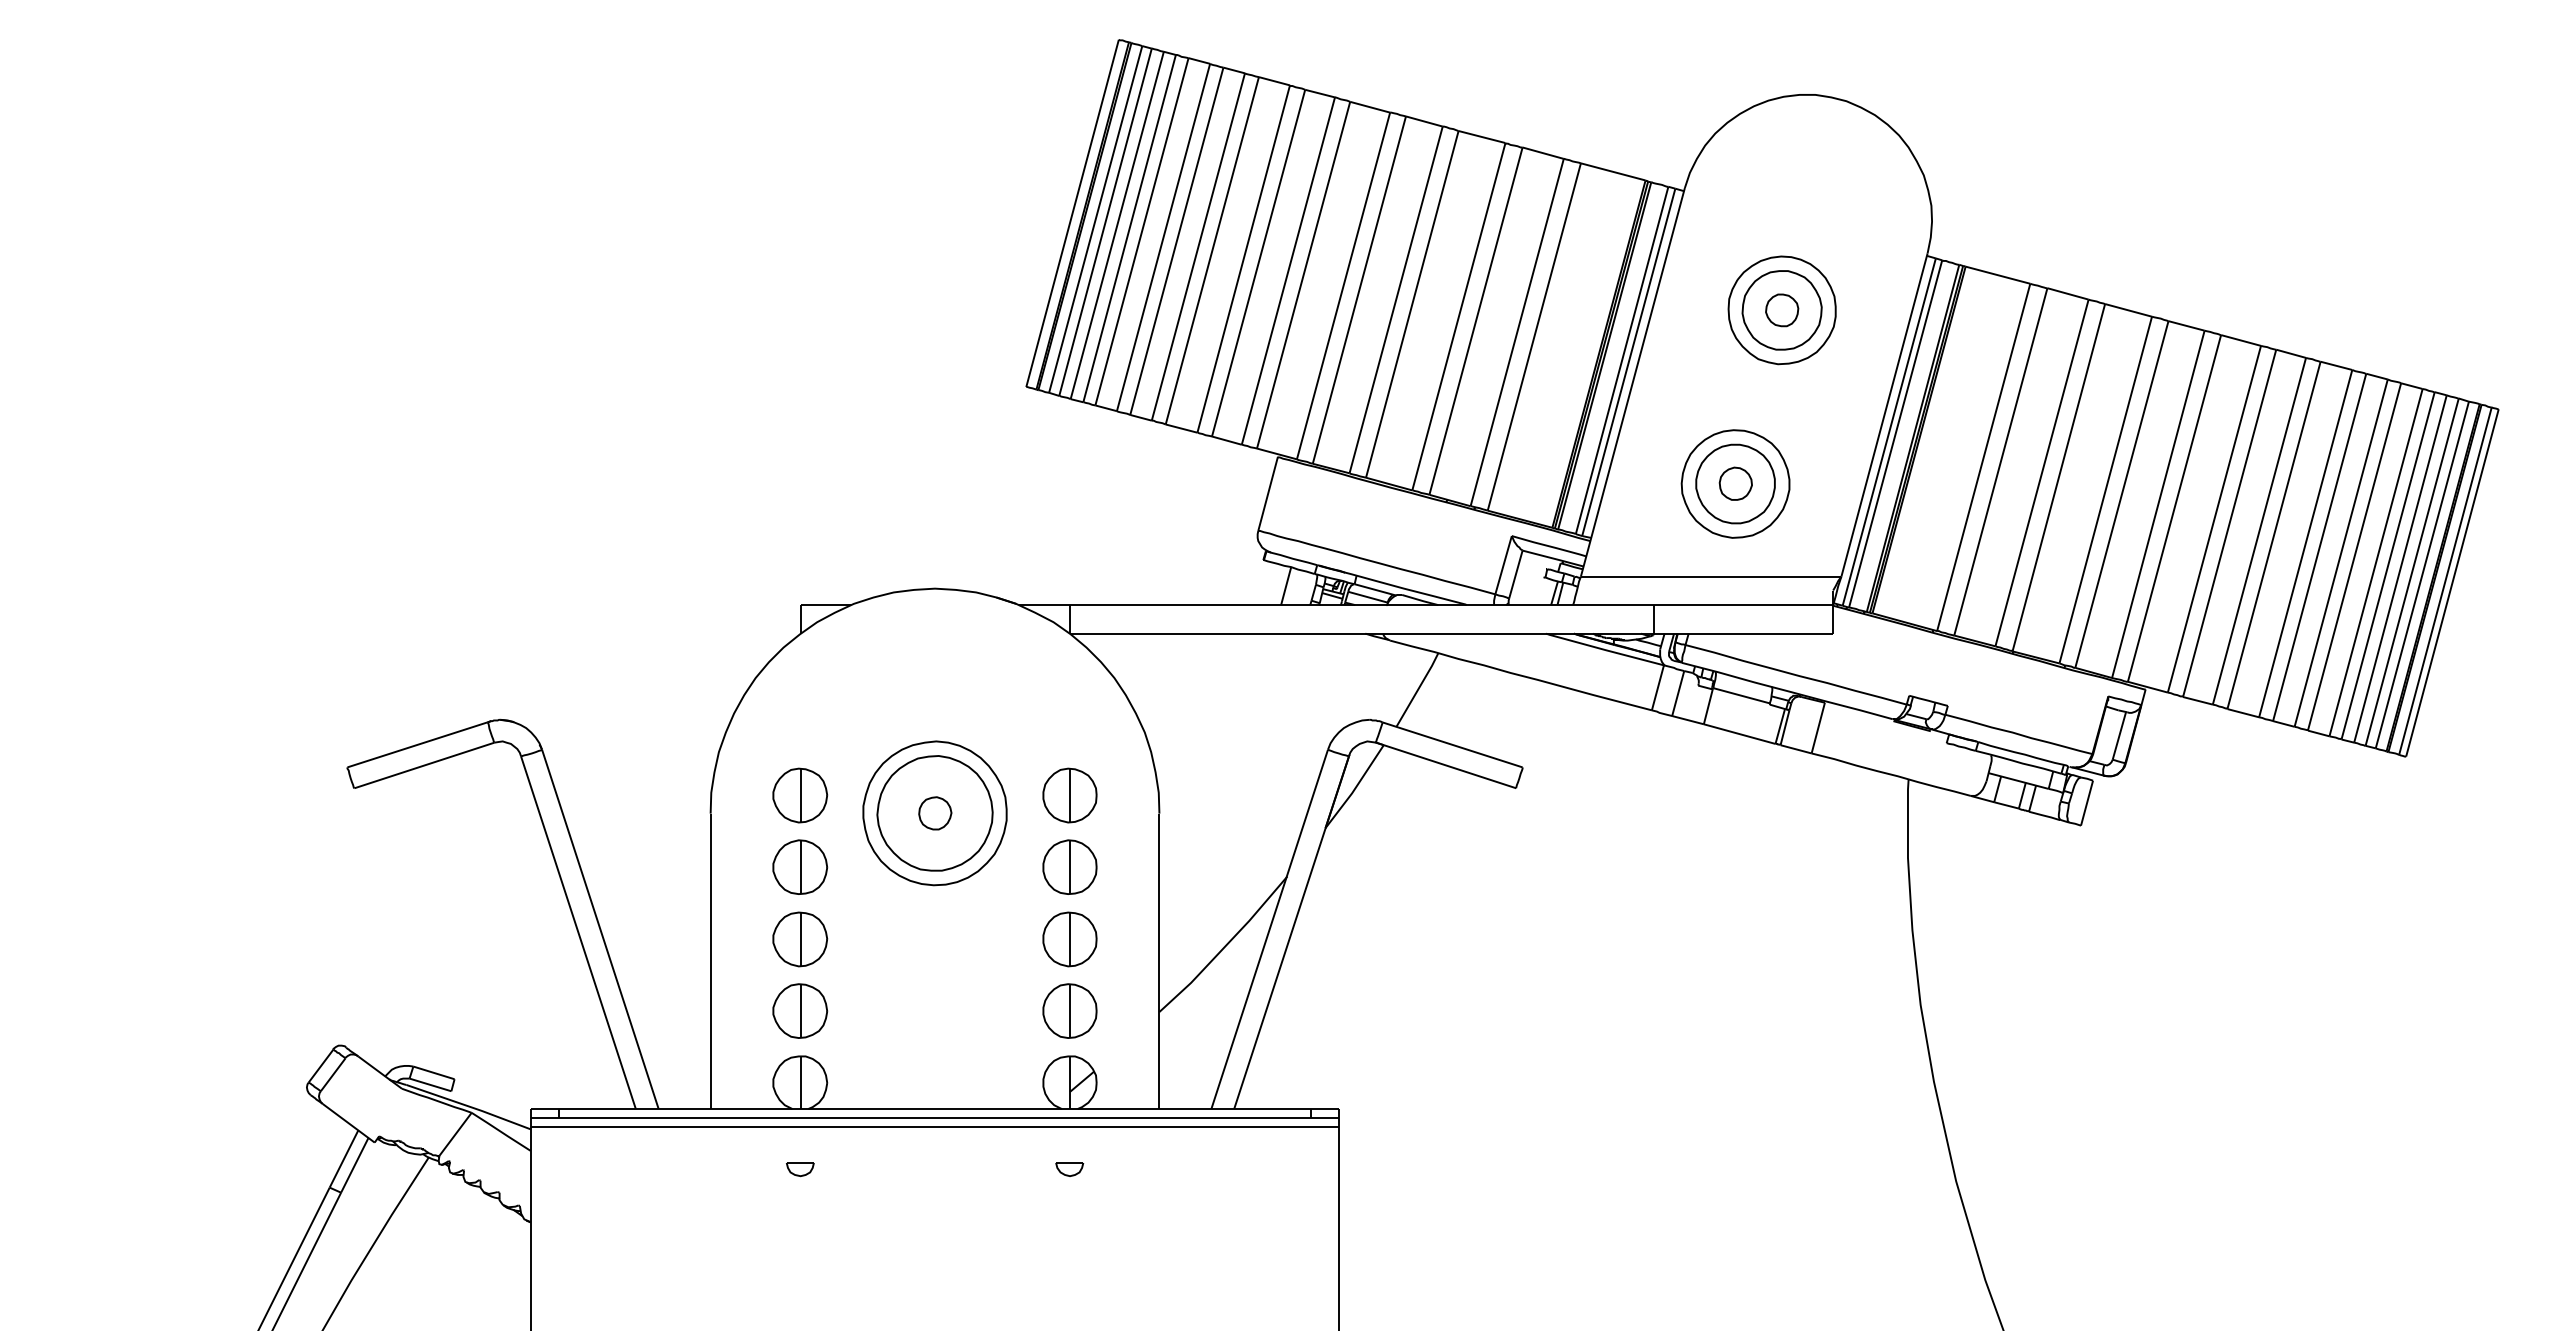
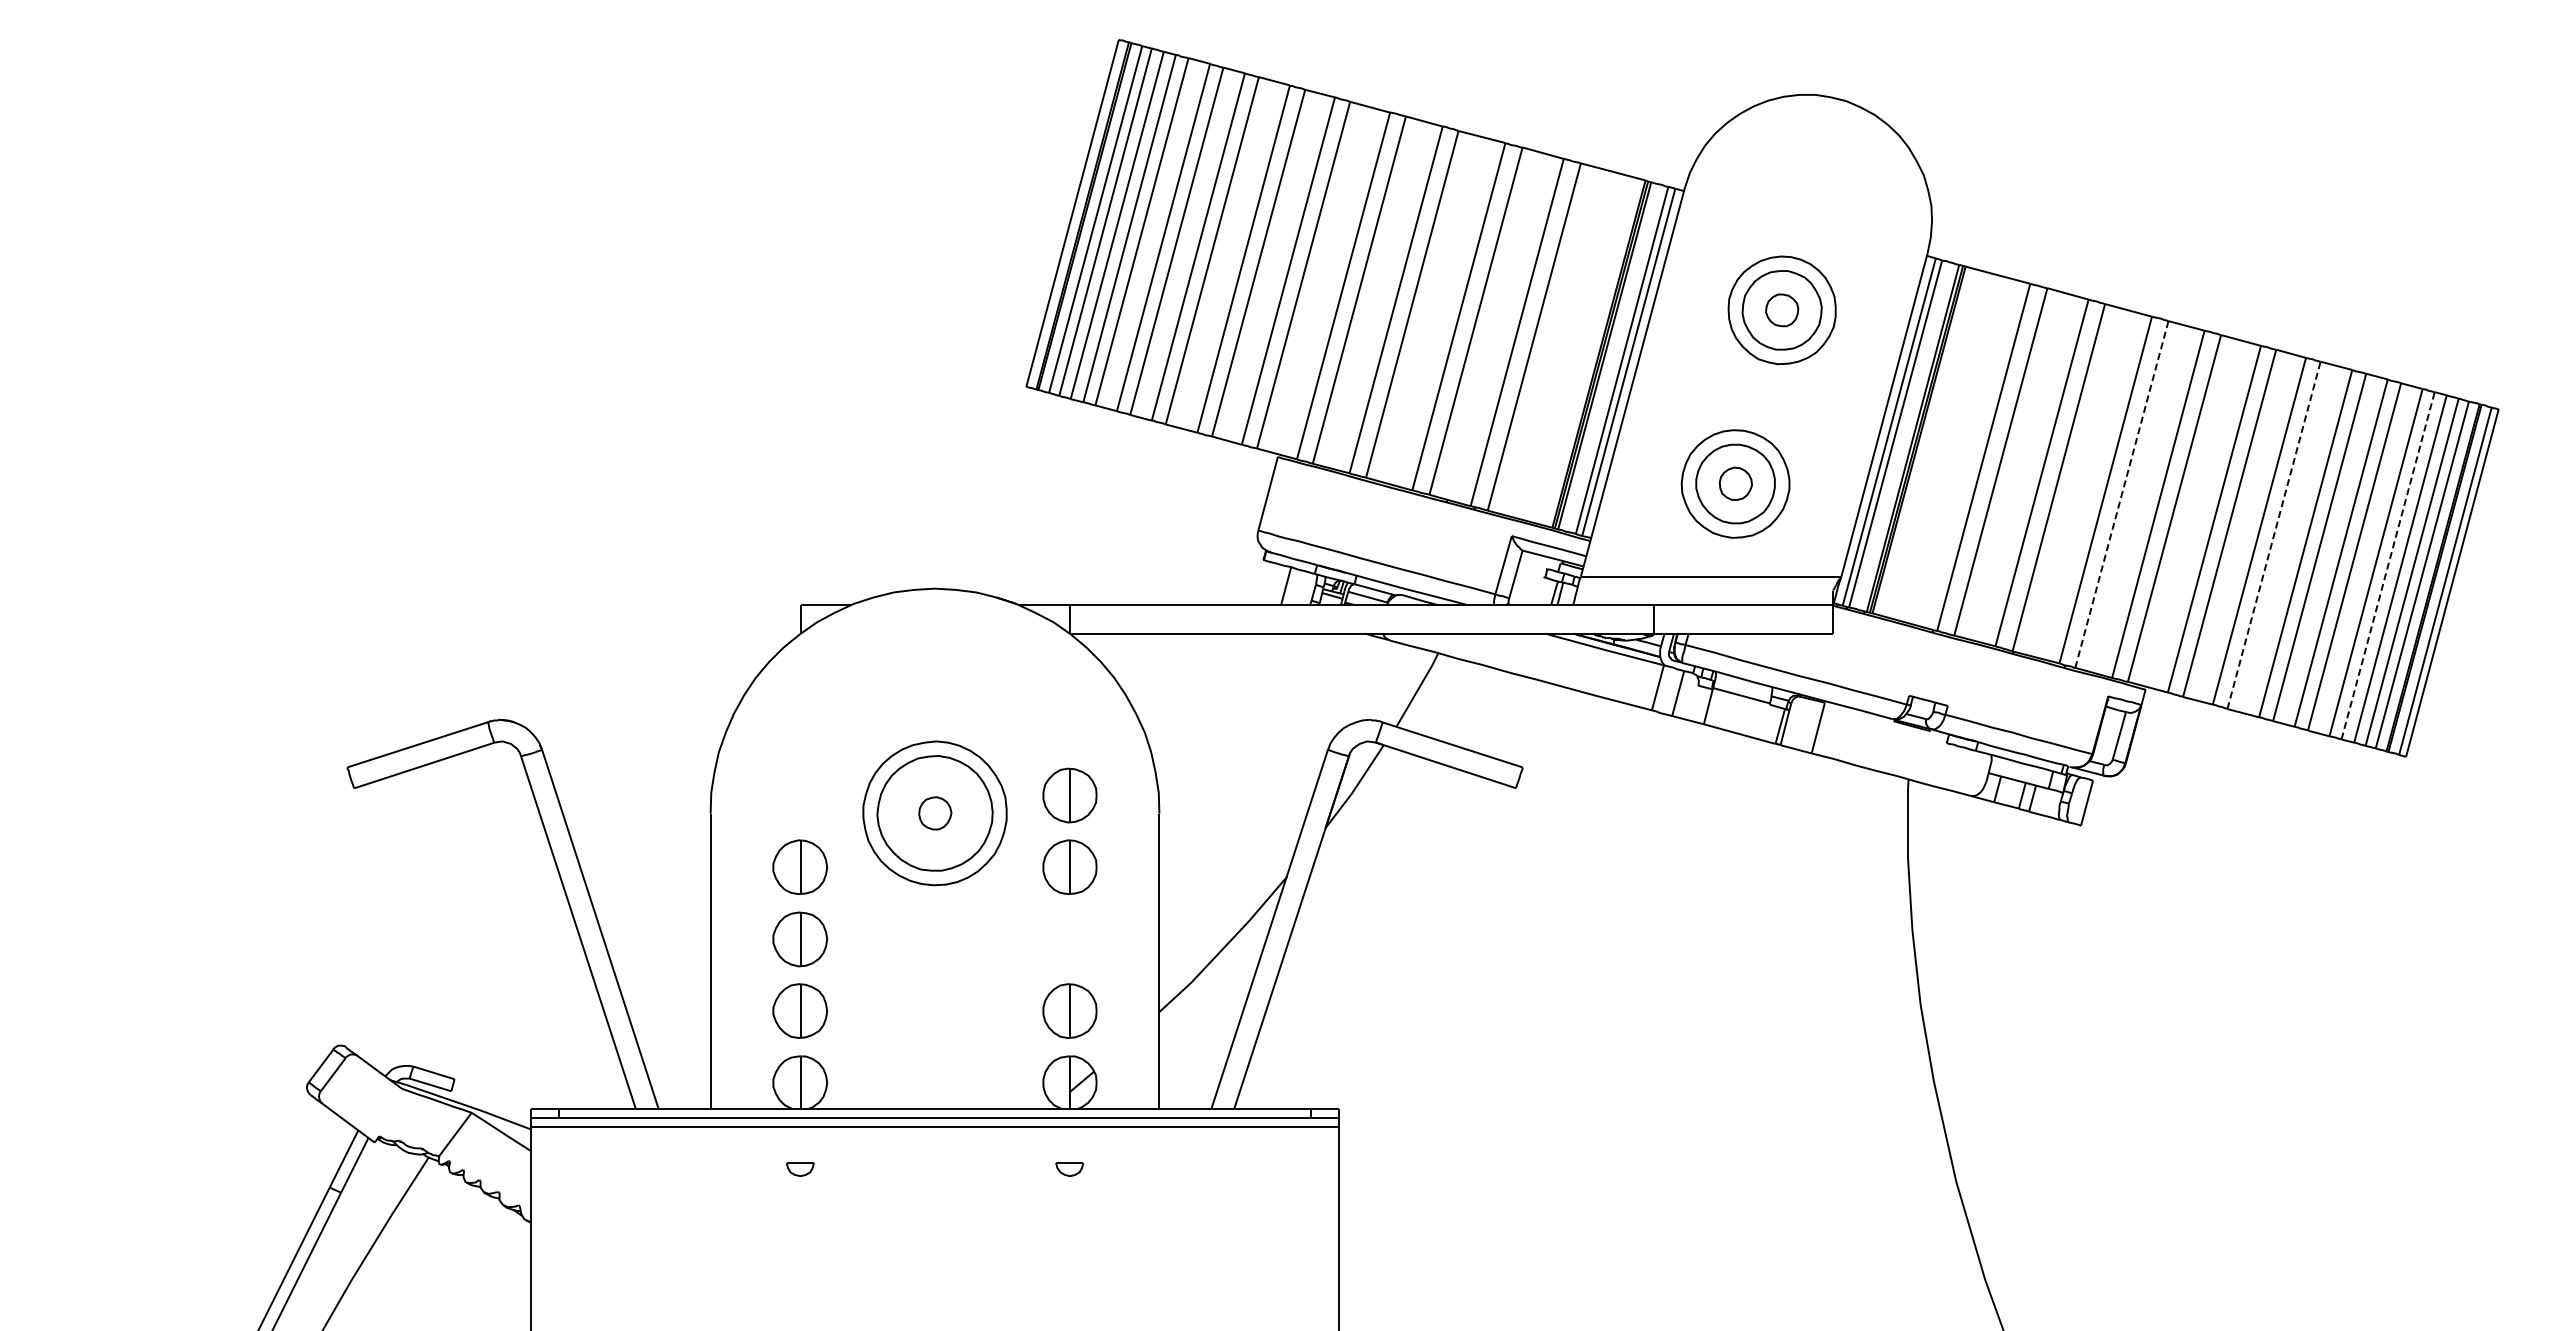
line: solid -> dashed (2121, 494)
line: solid -> dashed (2274, 535)
line: solid -> dashed (2388, 565)
part: present -> none (800, 795)
part: present -> none (1069, 939)
